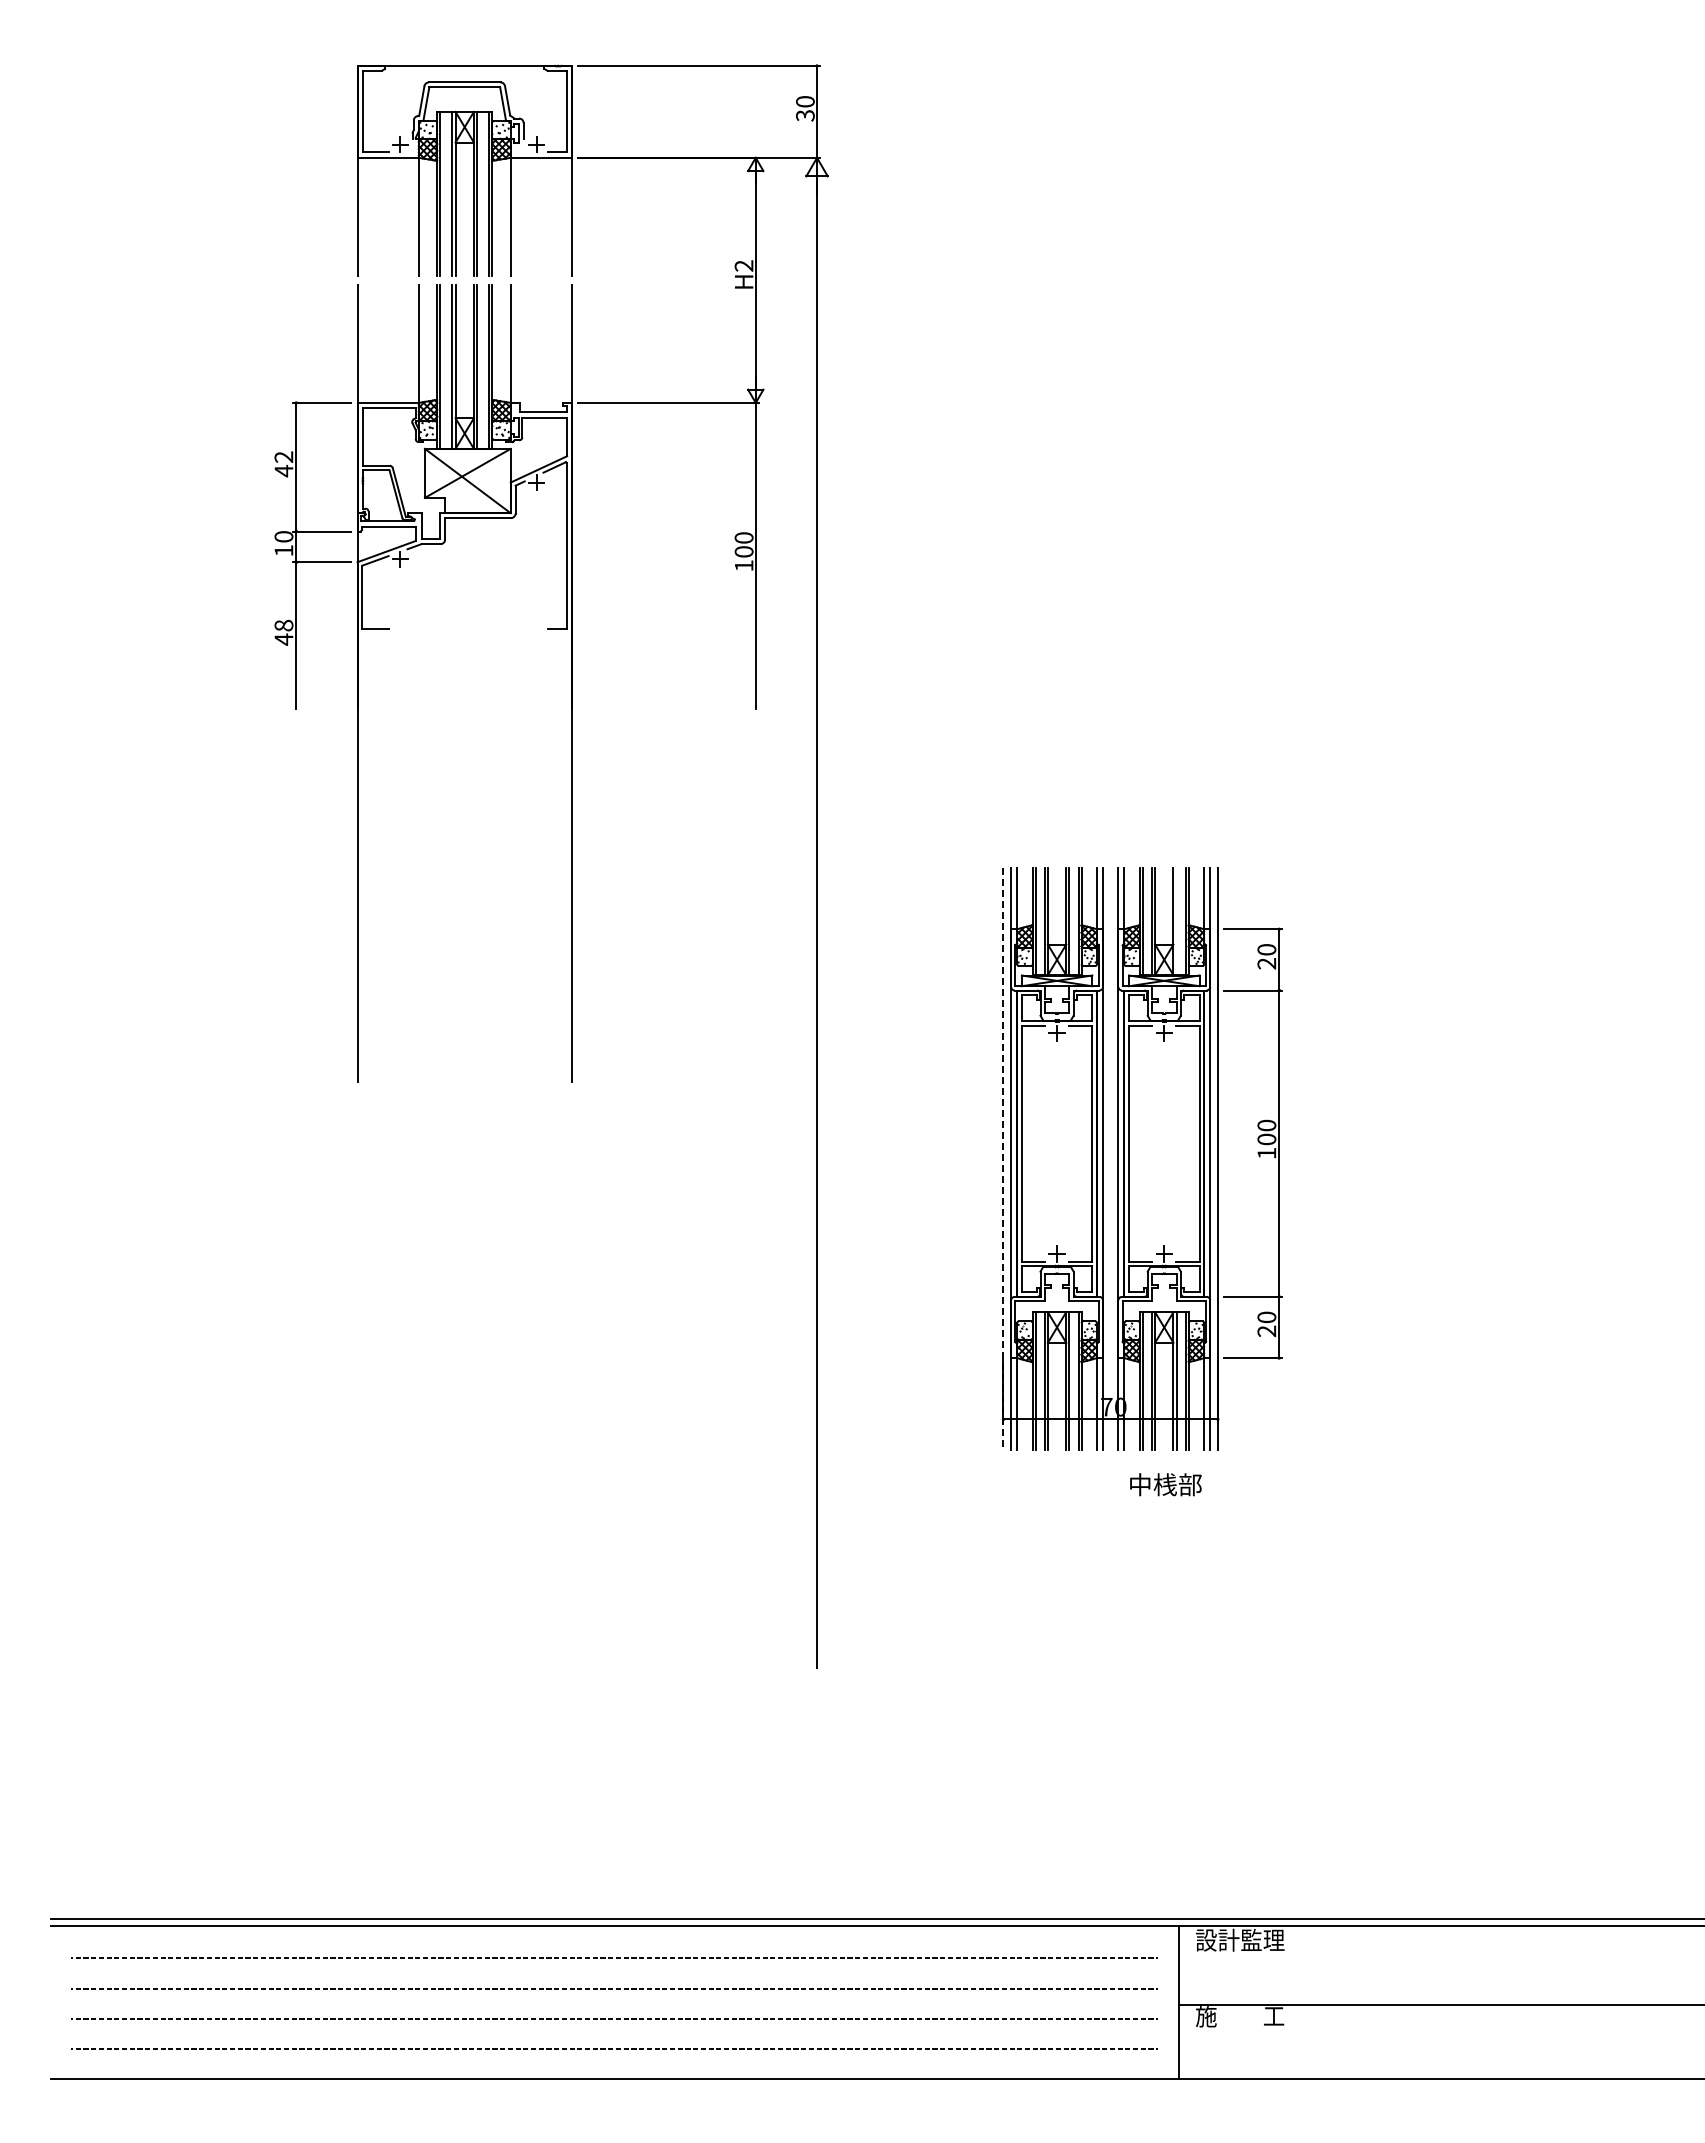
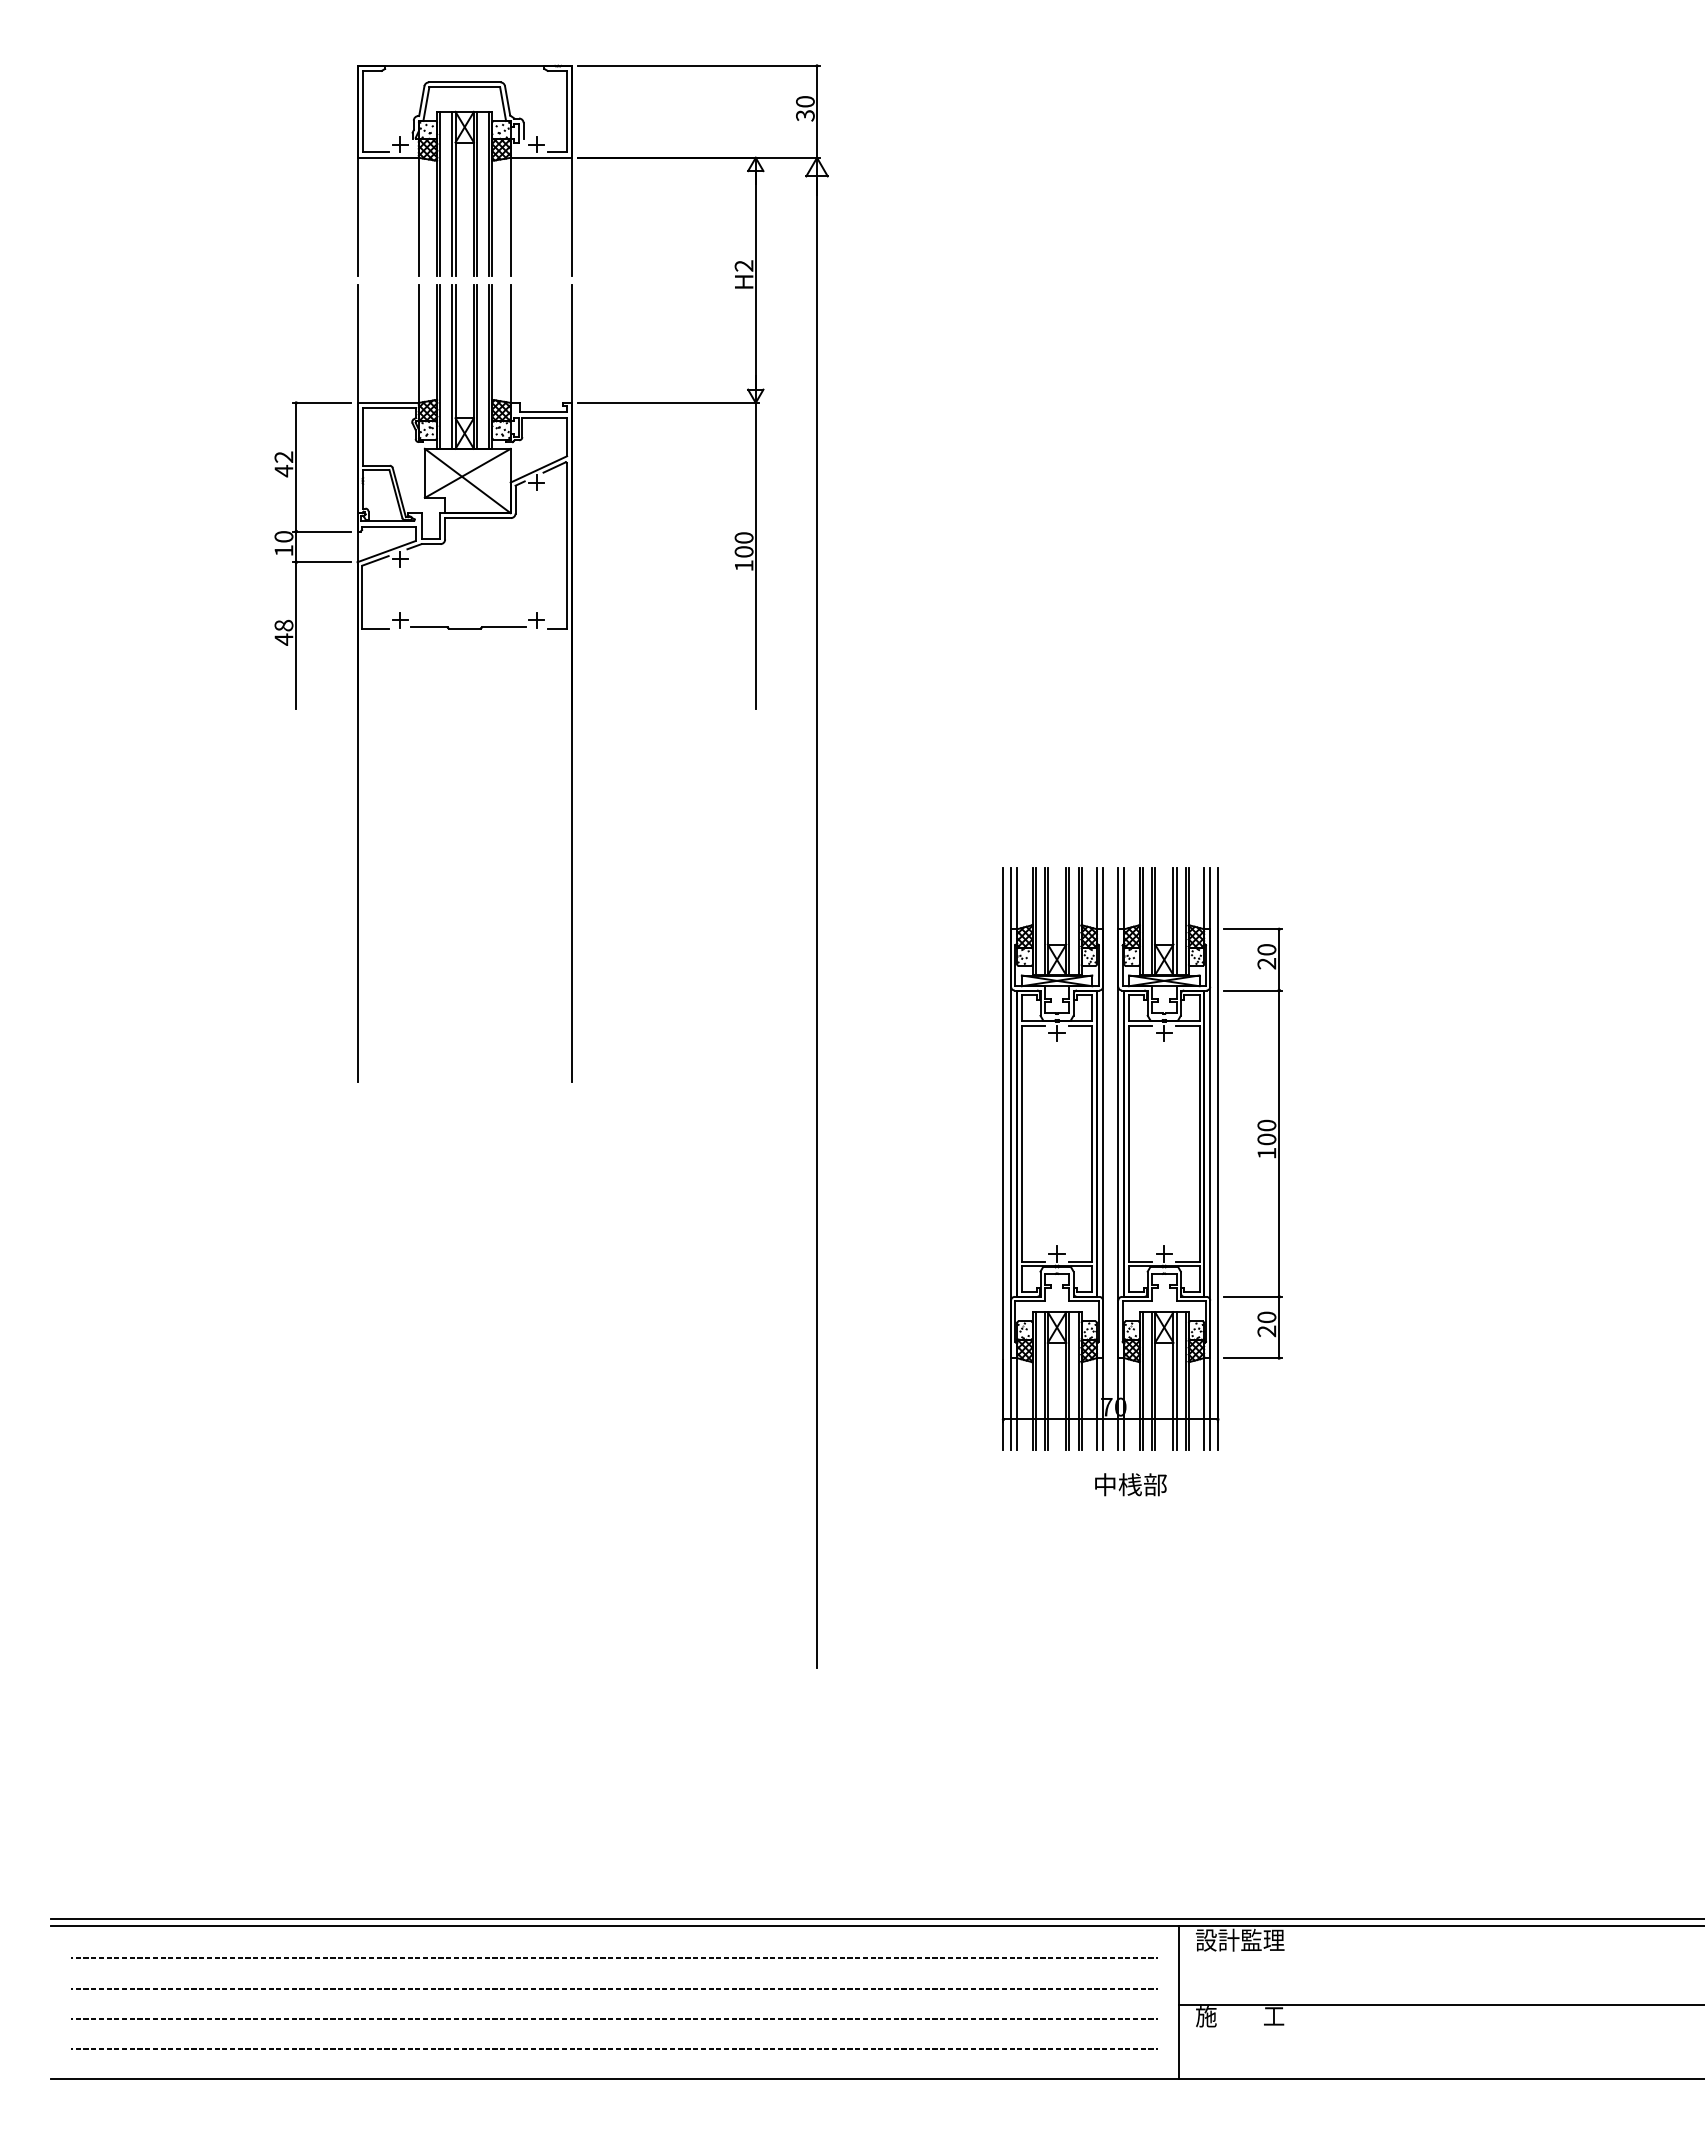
part: none -> present (468, 628)
line: none -> present (1176, 921)
line: dashed -> solid (1003, 1159)
text position: (1165, 1484) -> (1130, 1484) (1130, 1484)
